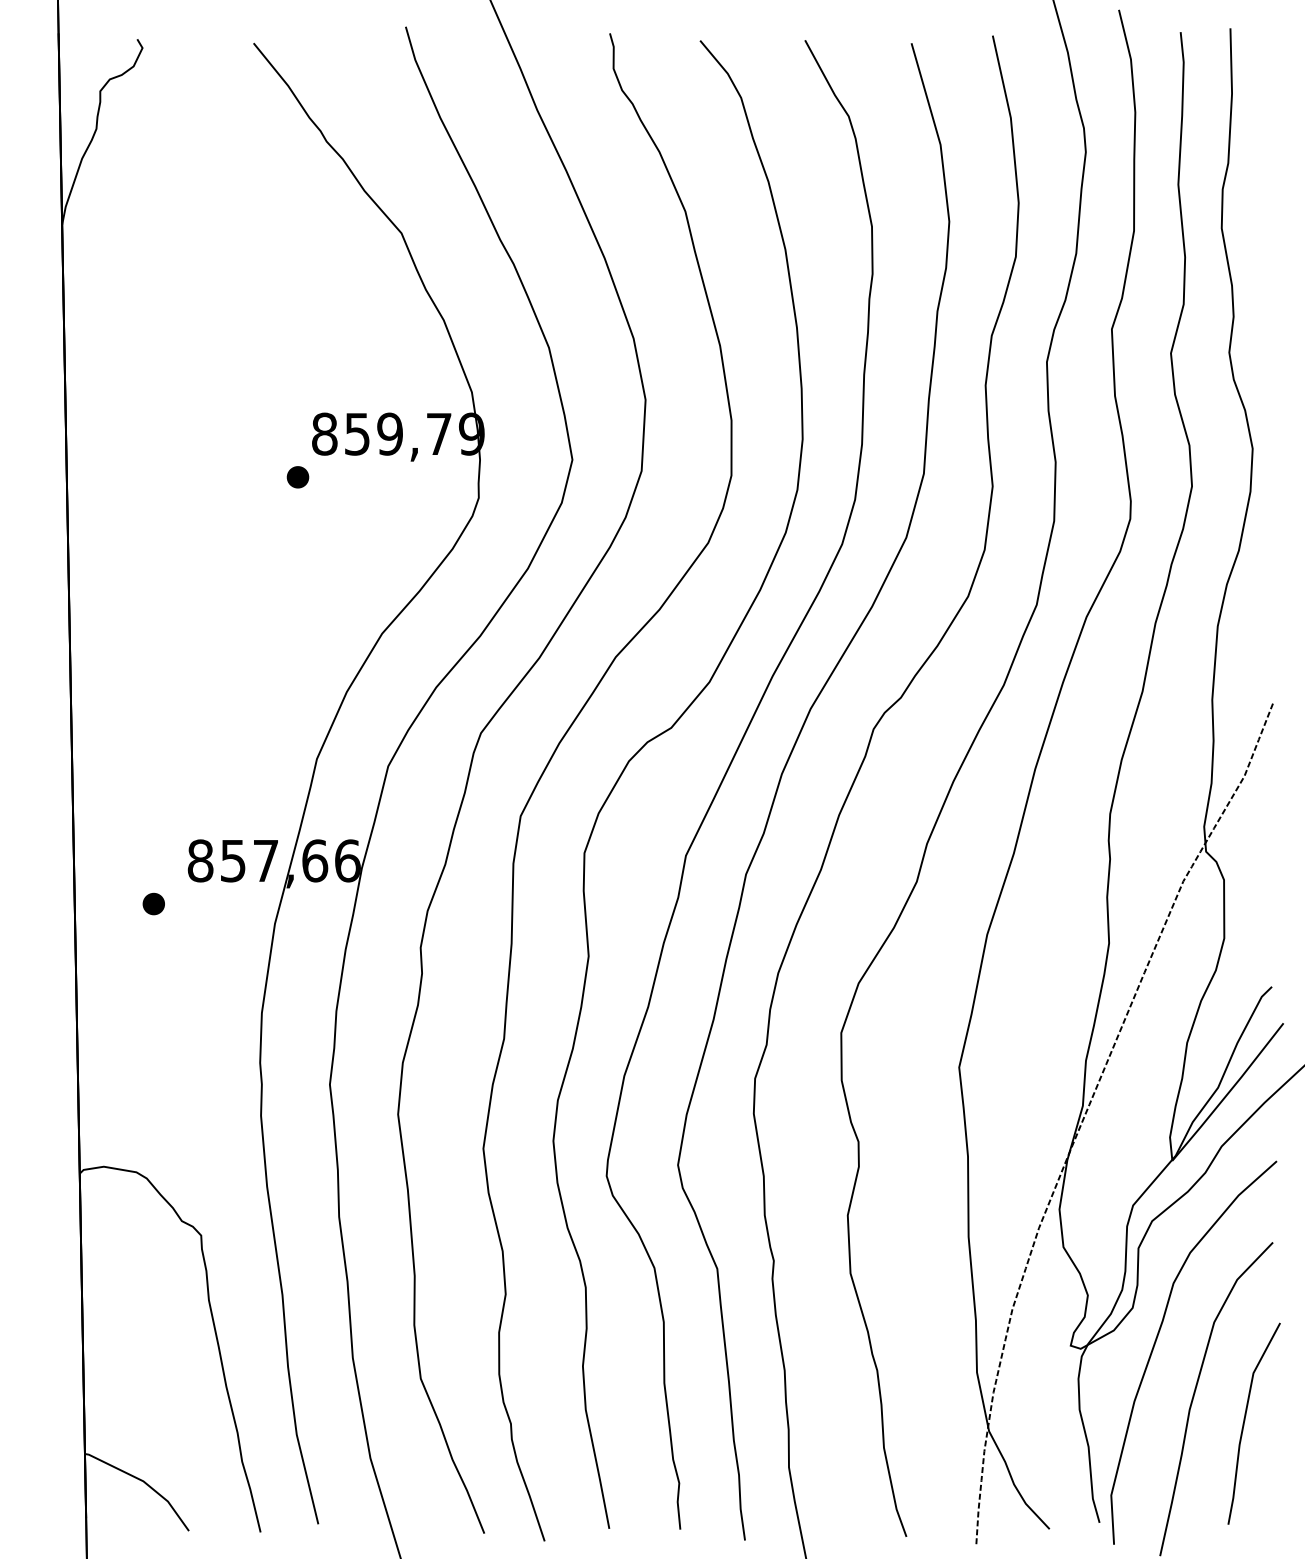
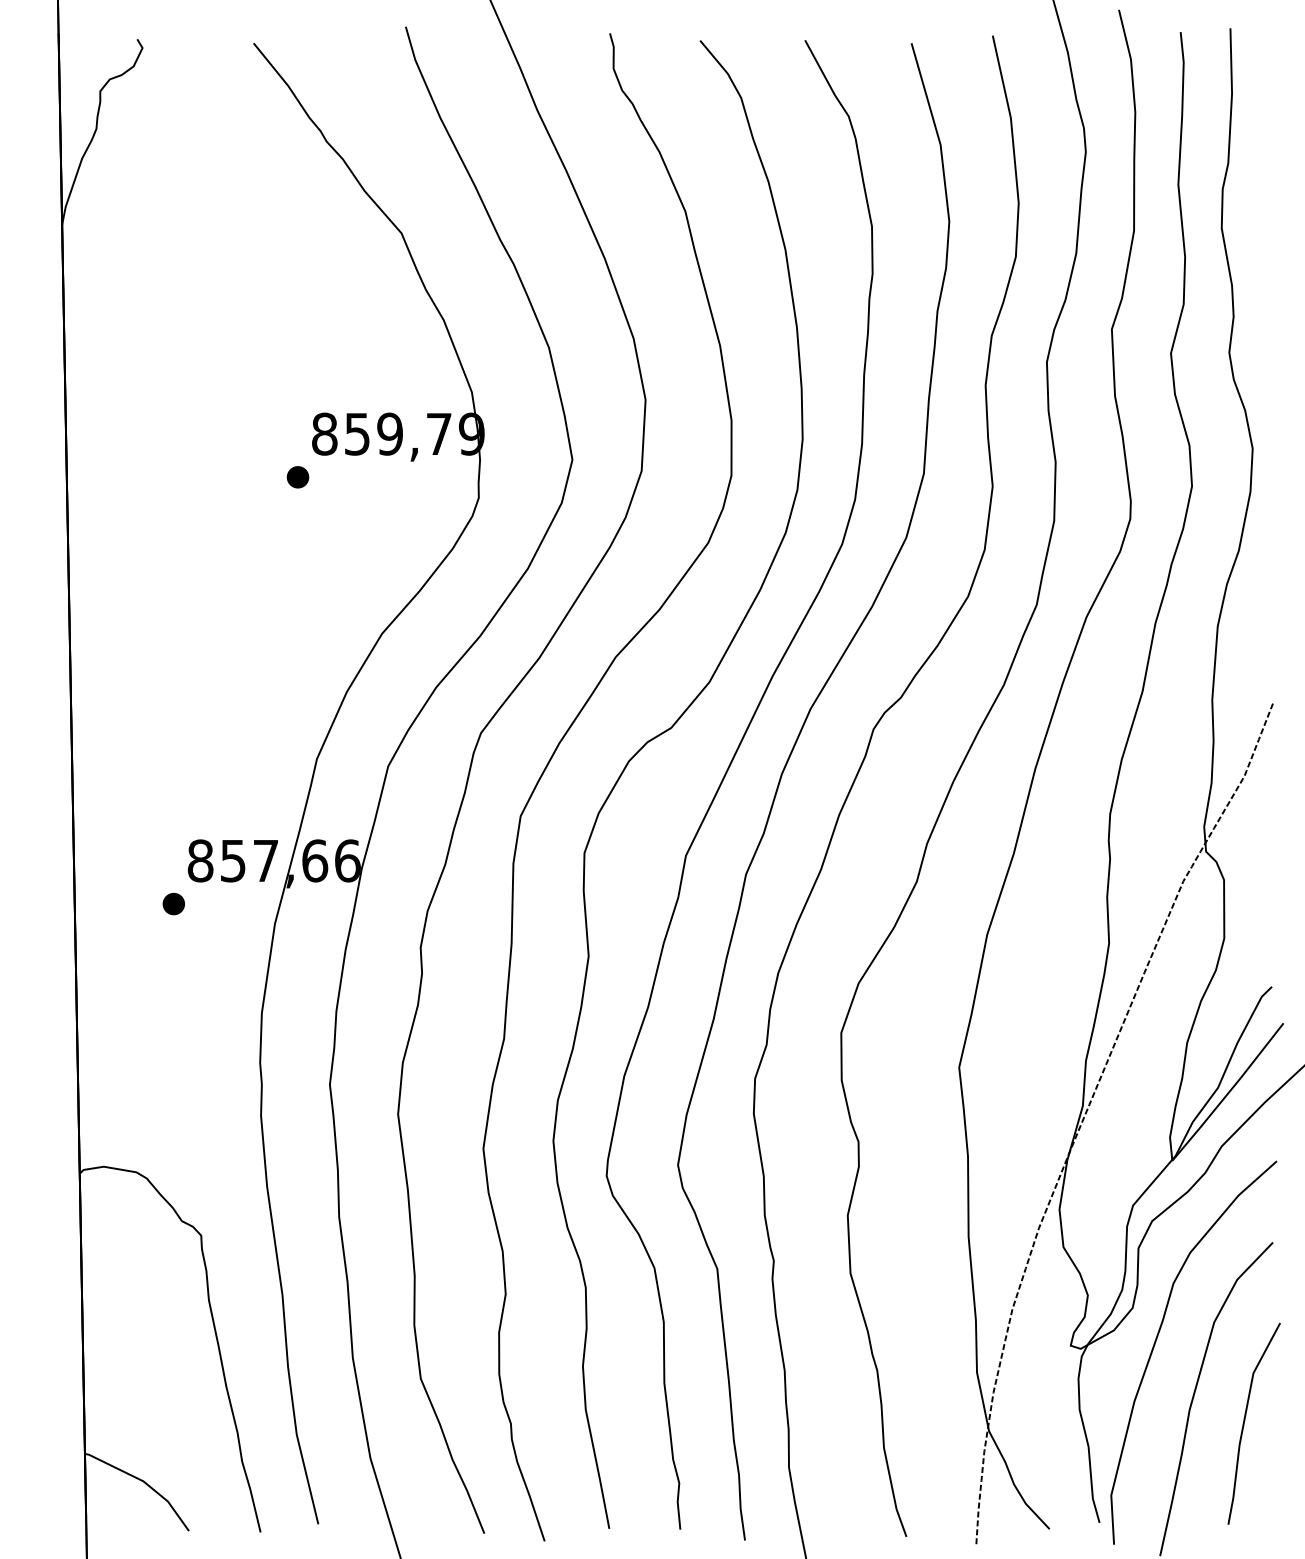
part position: (153, 903) -> (173, 903) (173, 903)
